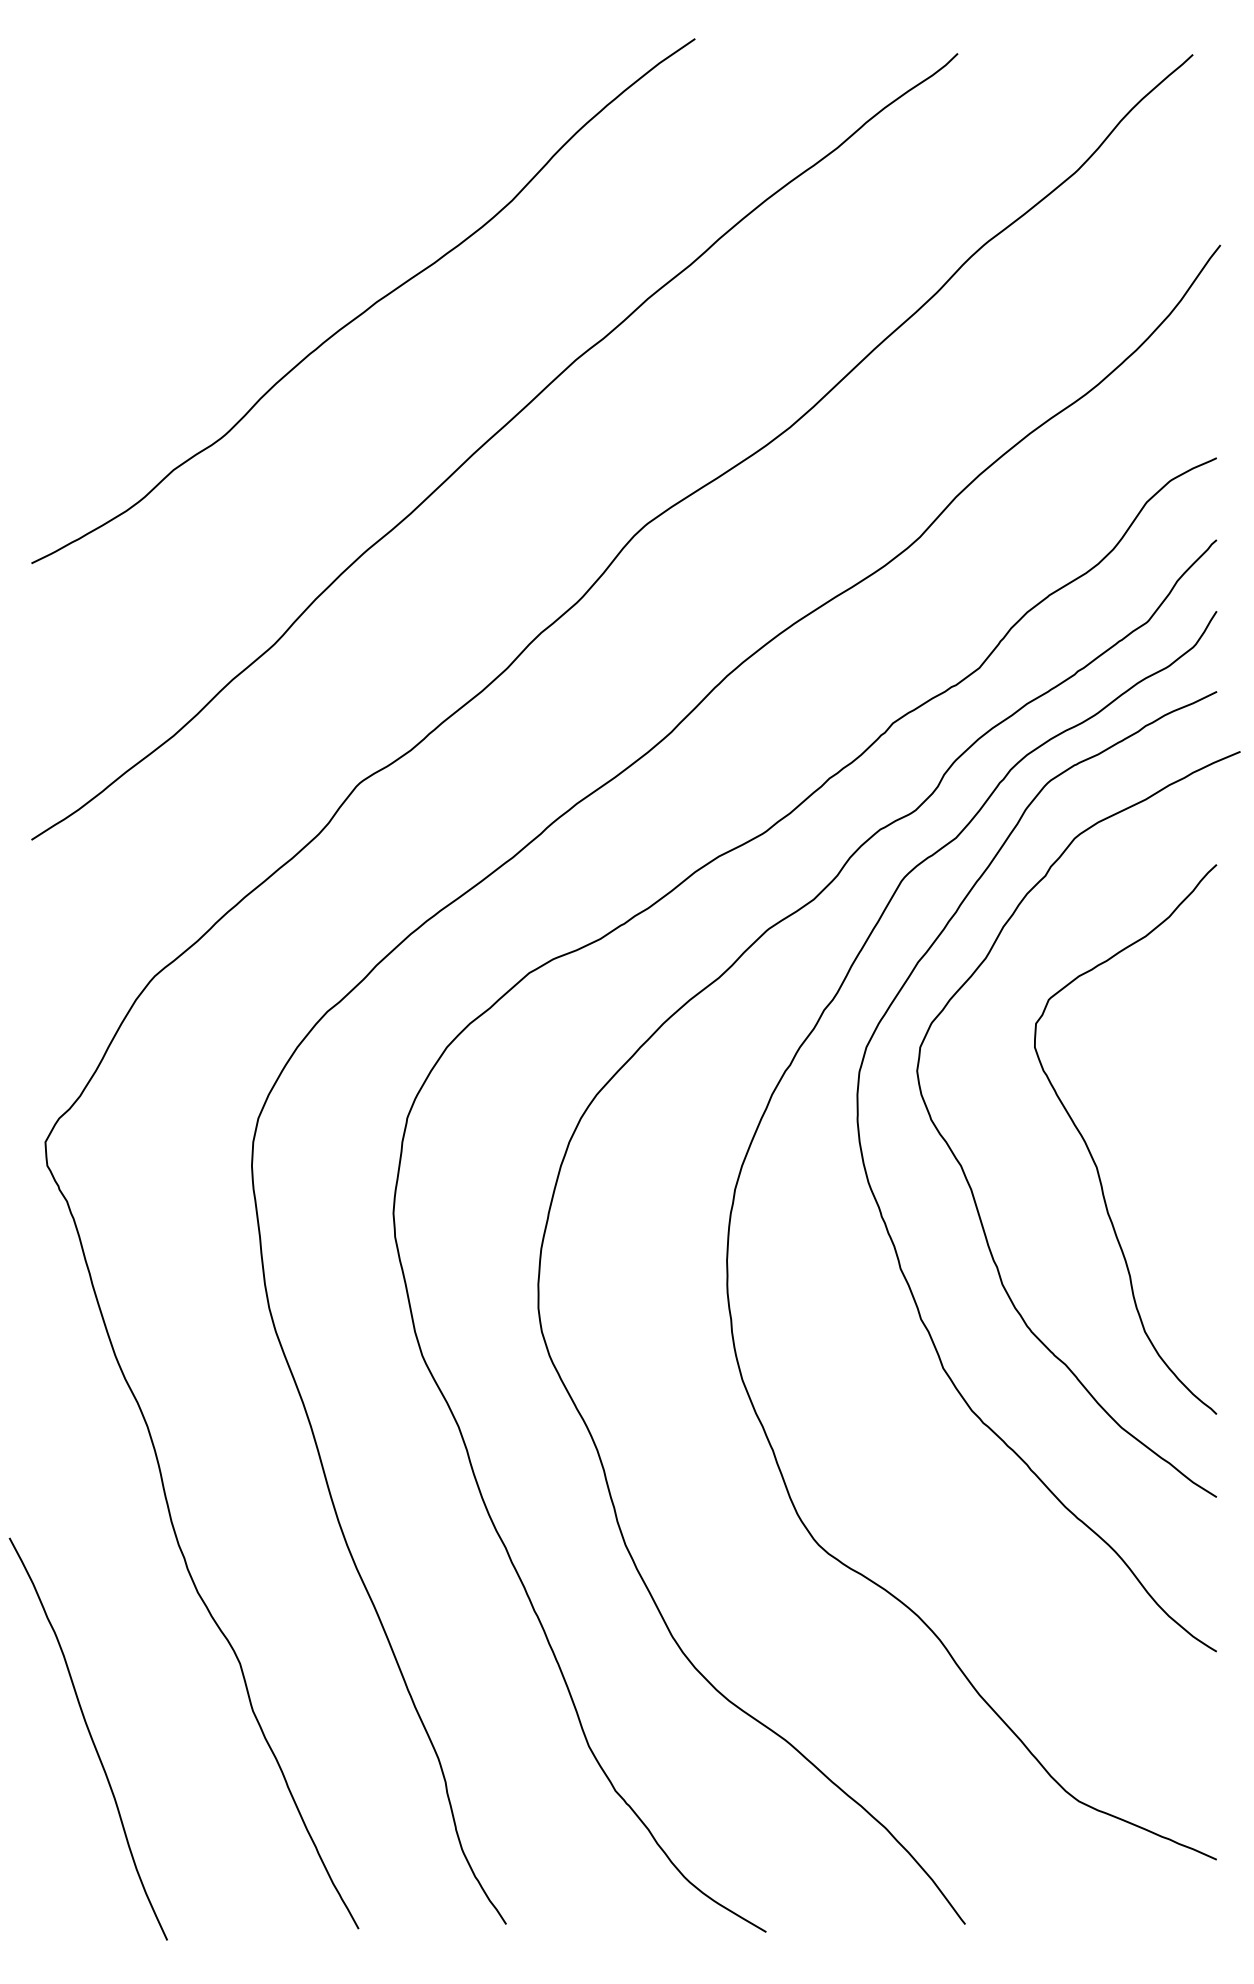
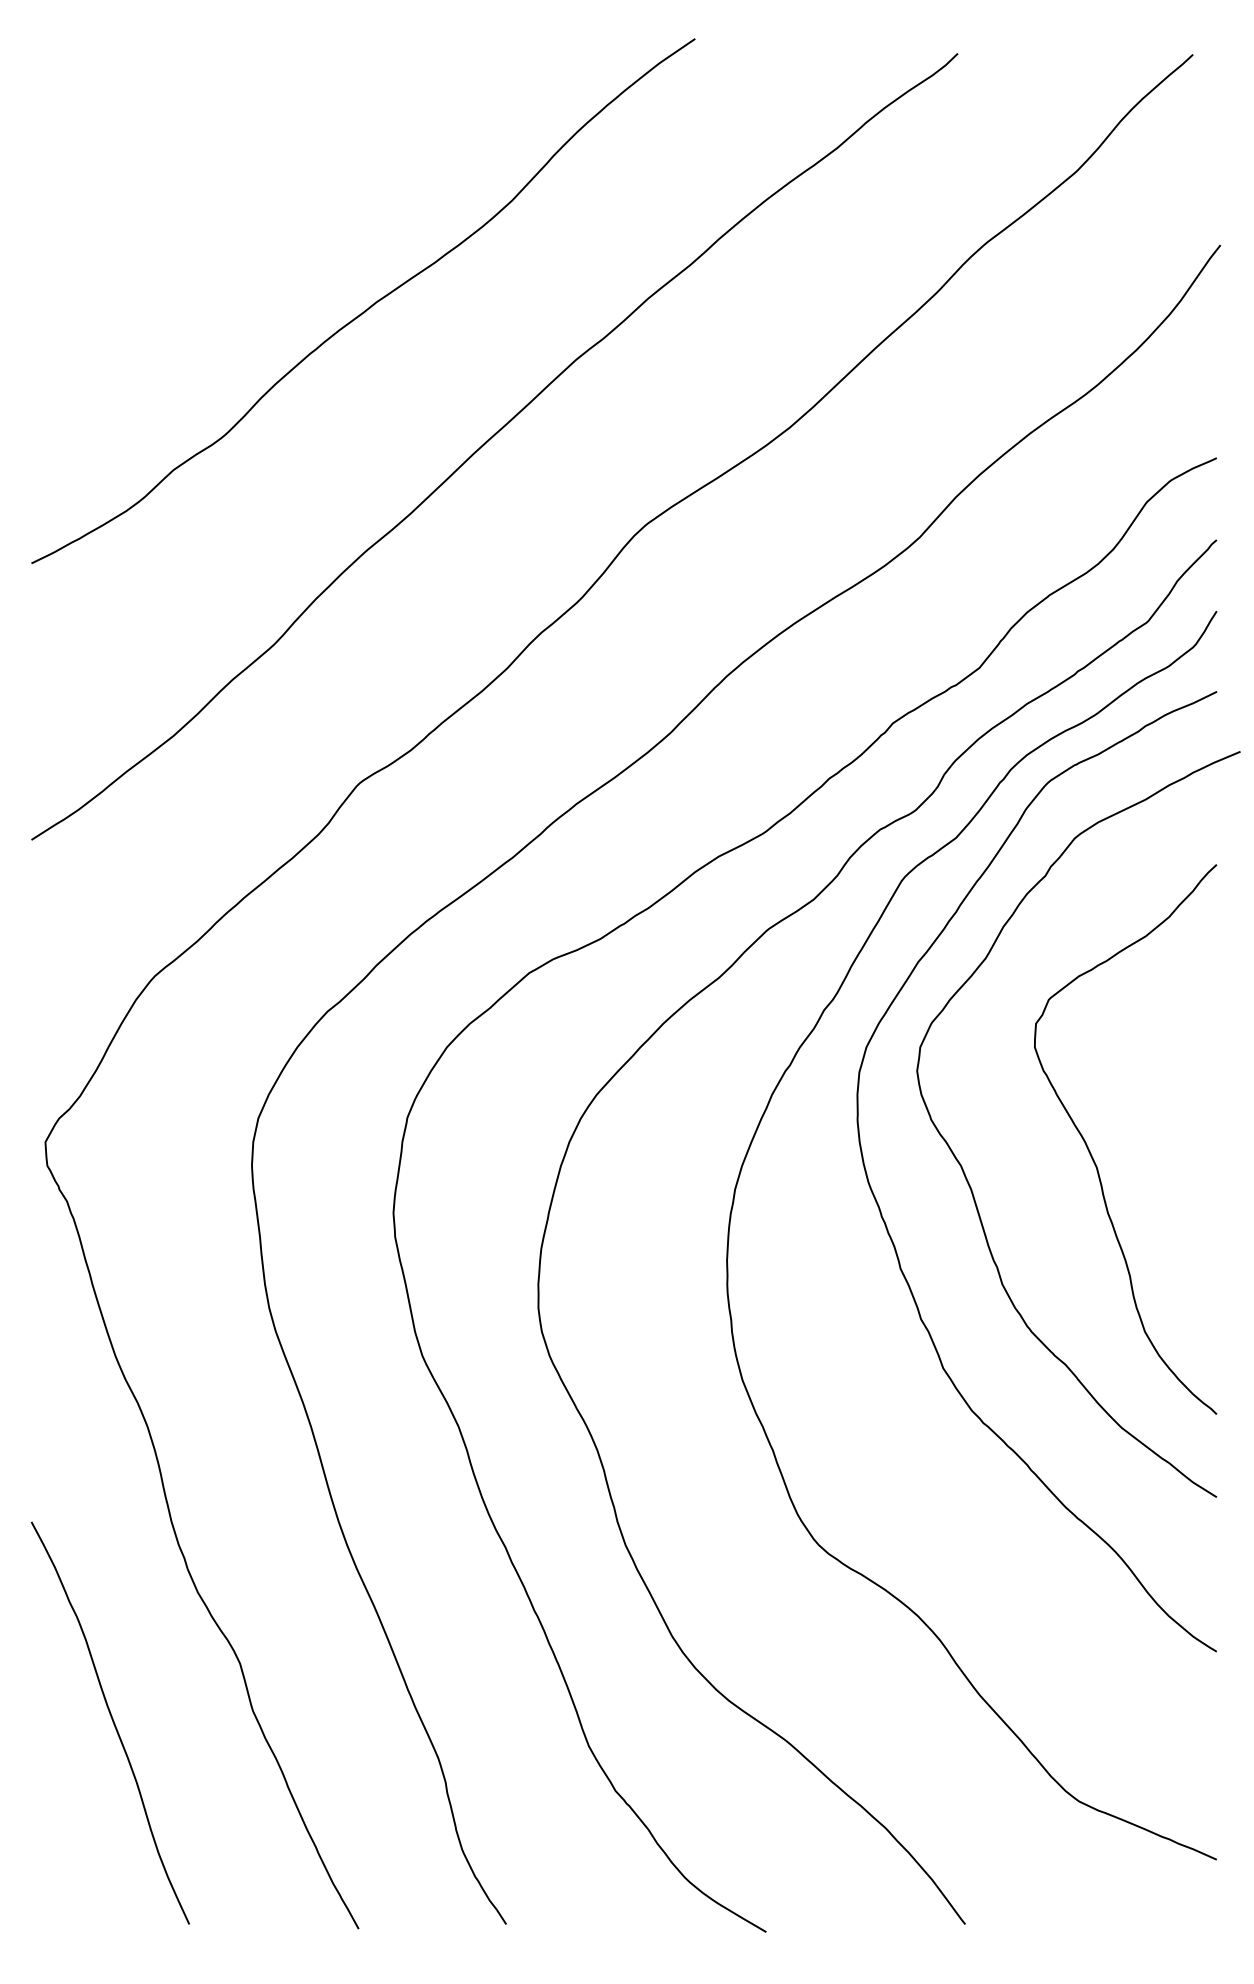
curve position: (90, 1738) -> (112, 1722) (112, 1722)
